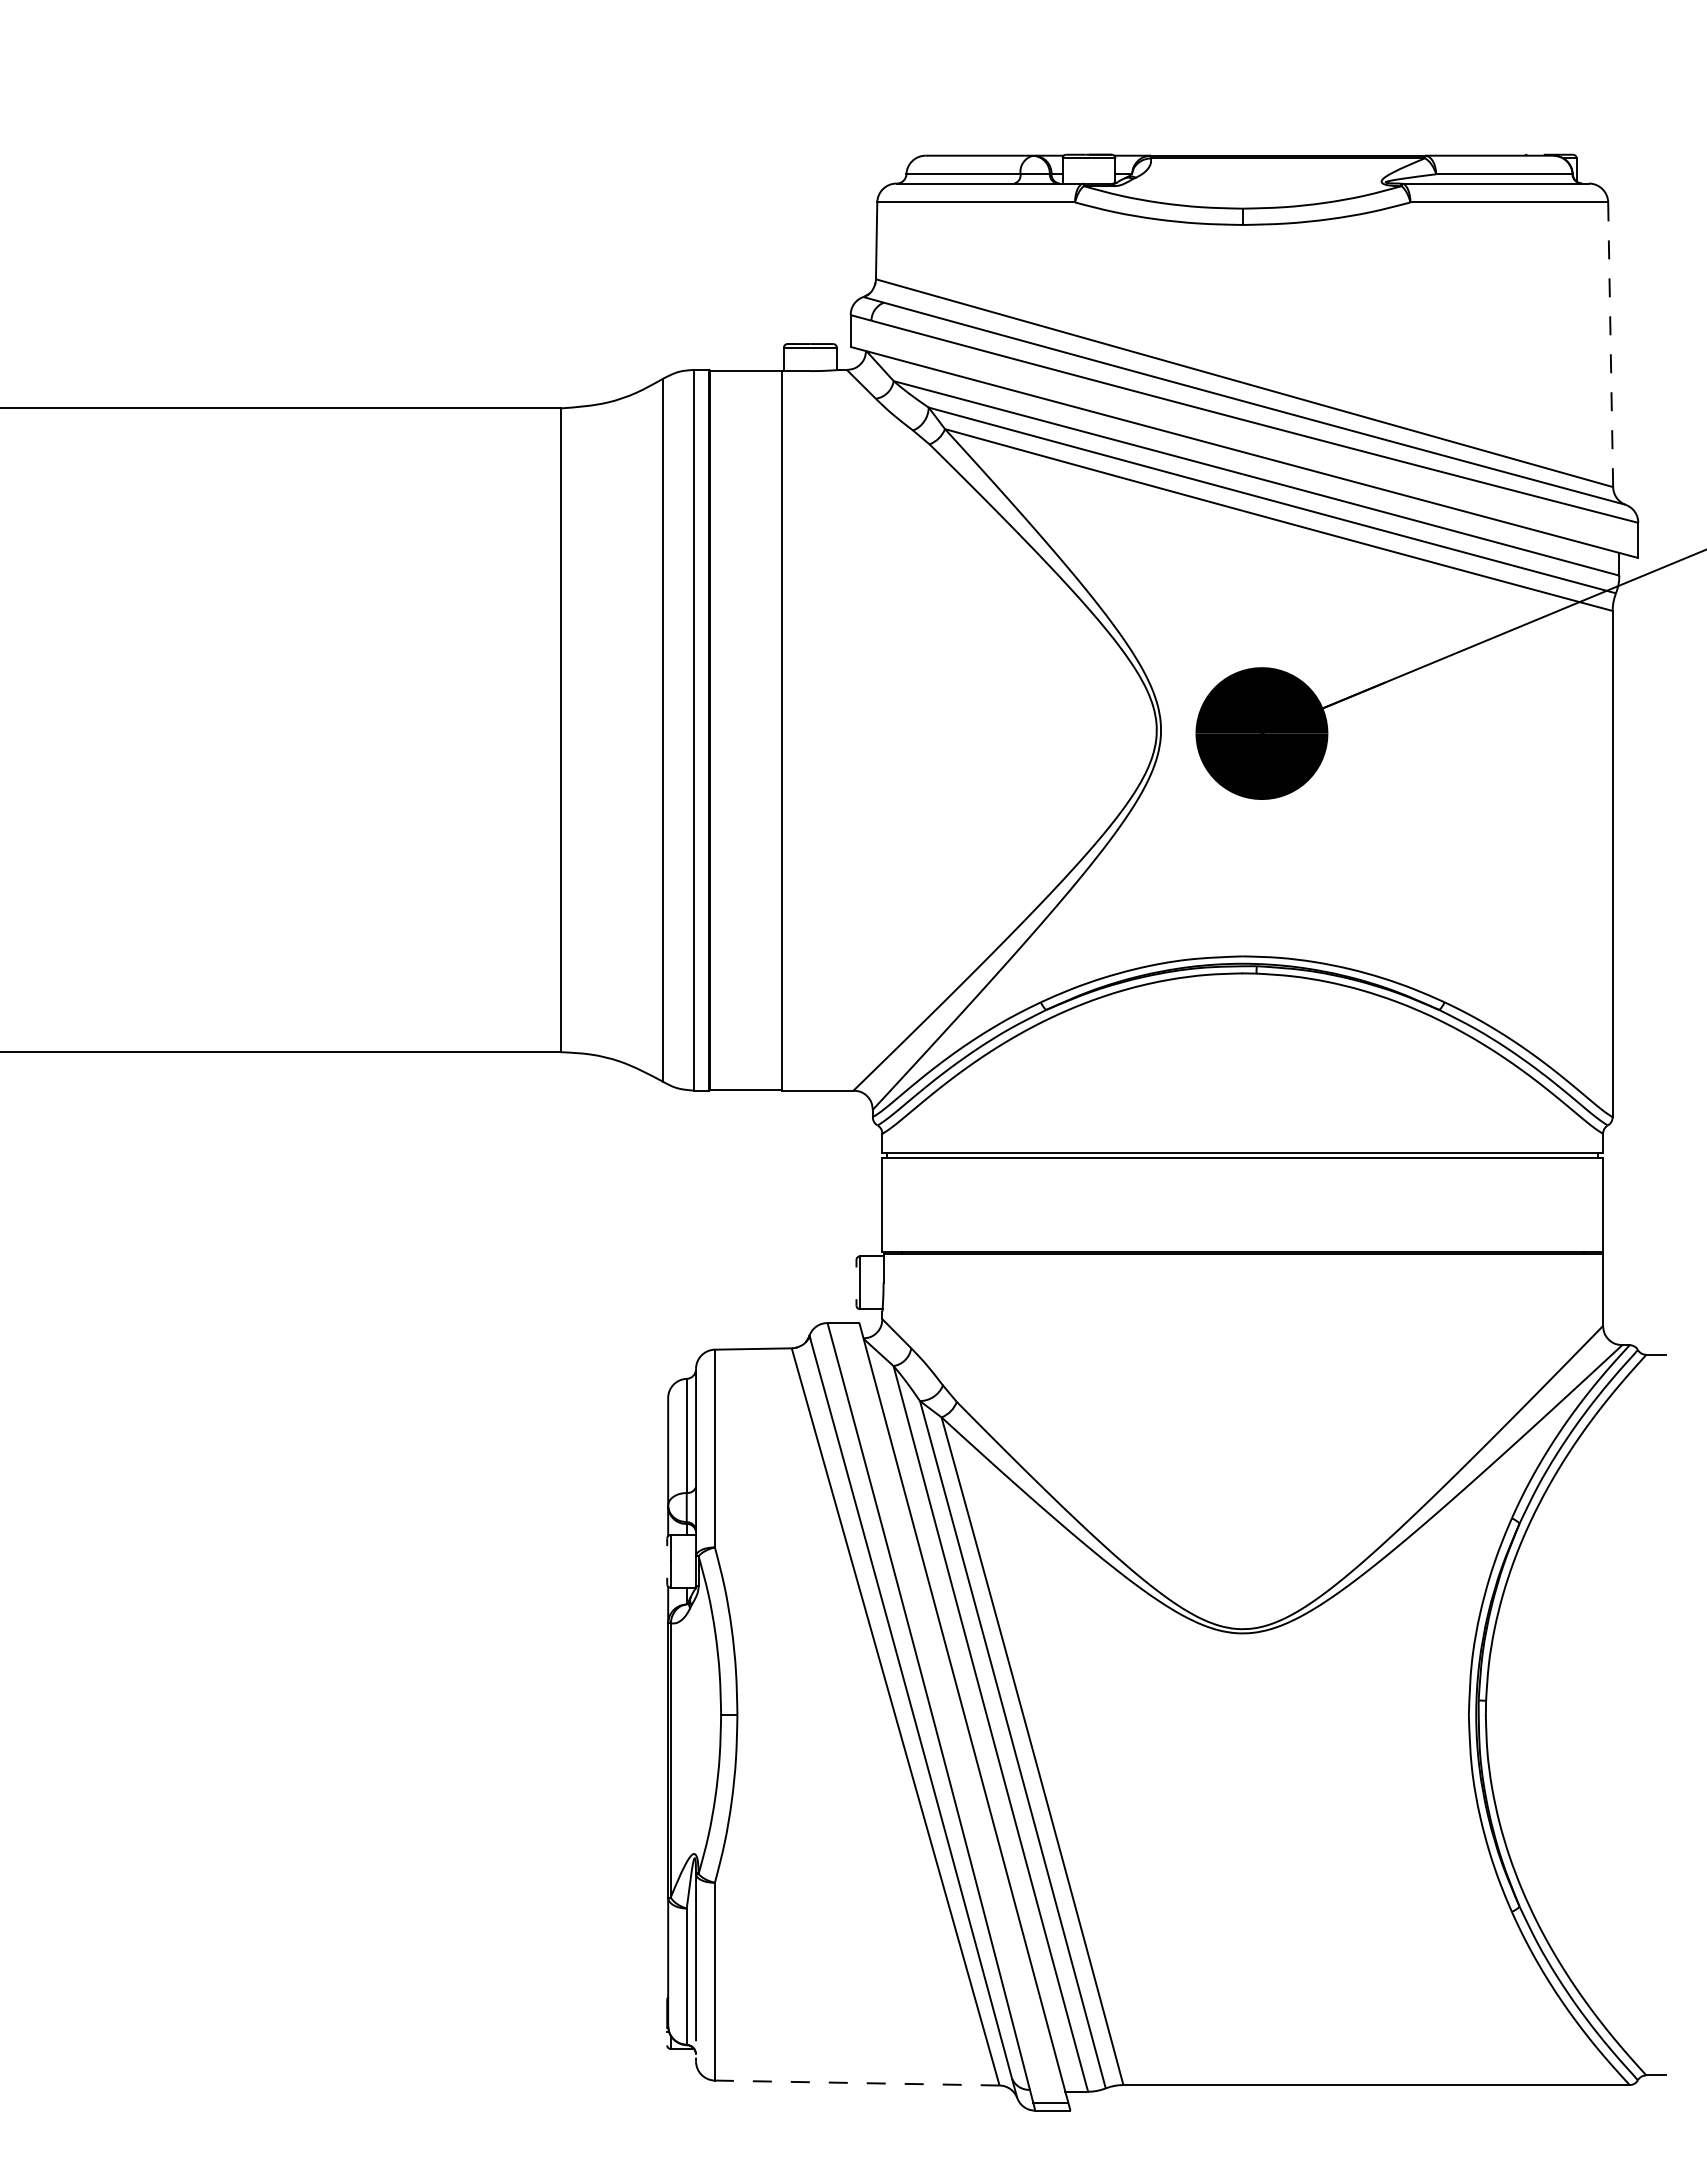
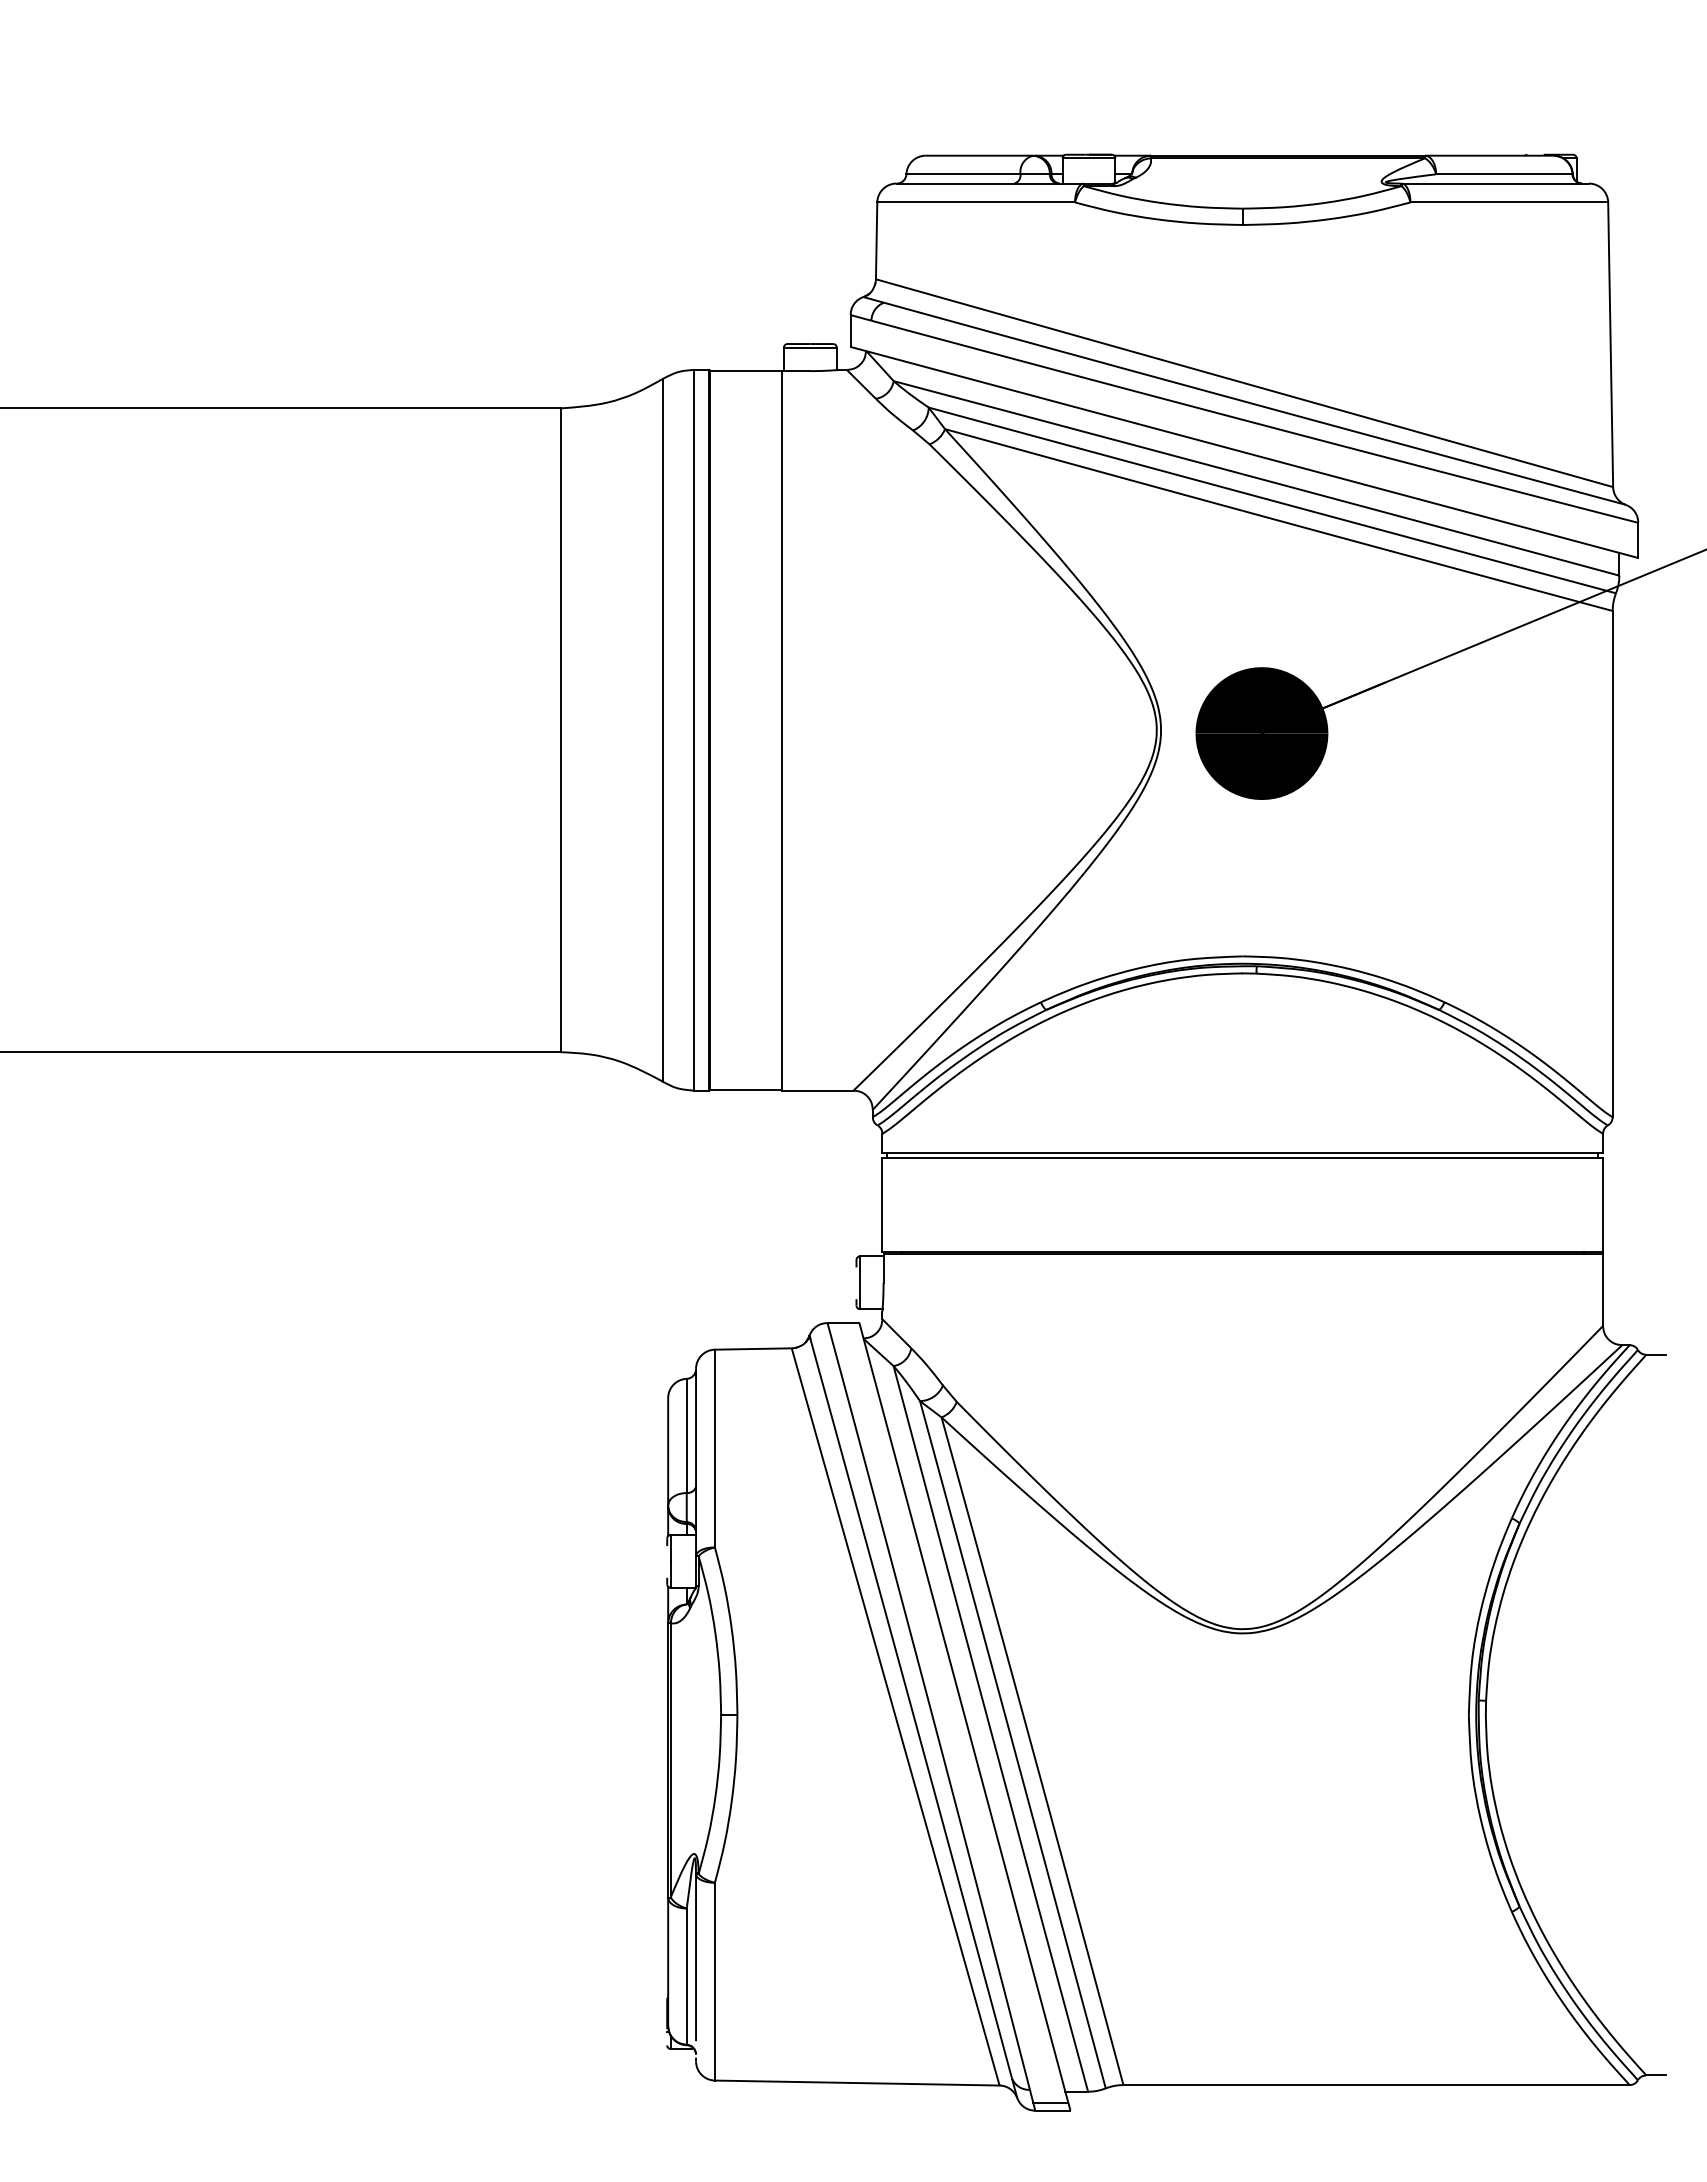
line: dashed -> solid (1610, 344)
line: dashed -> solid (857, 2083)
